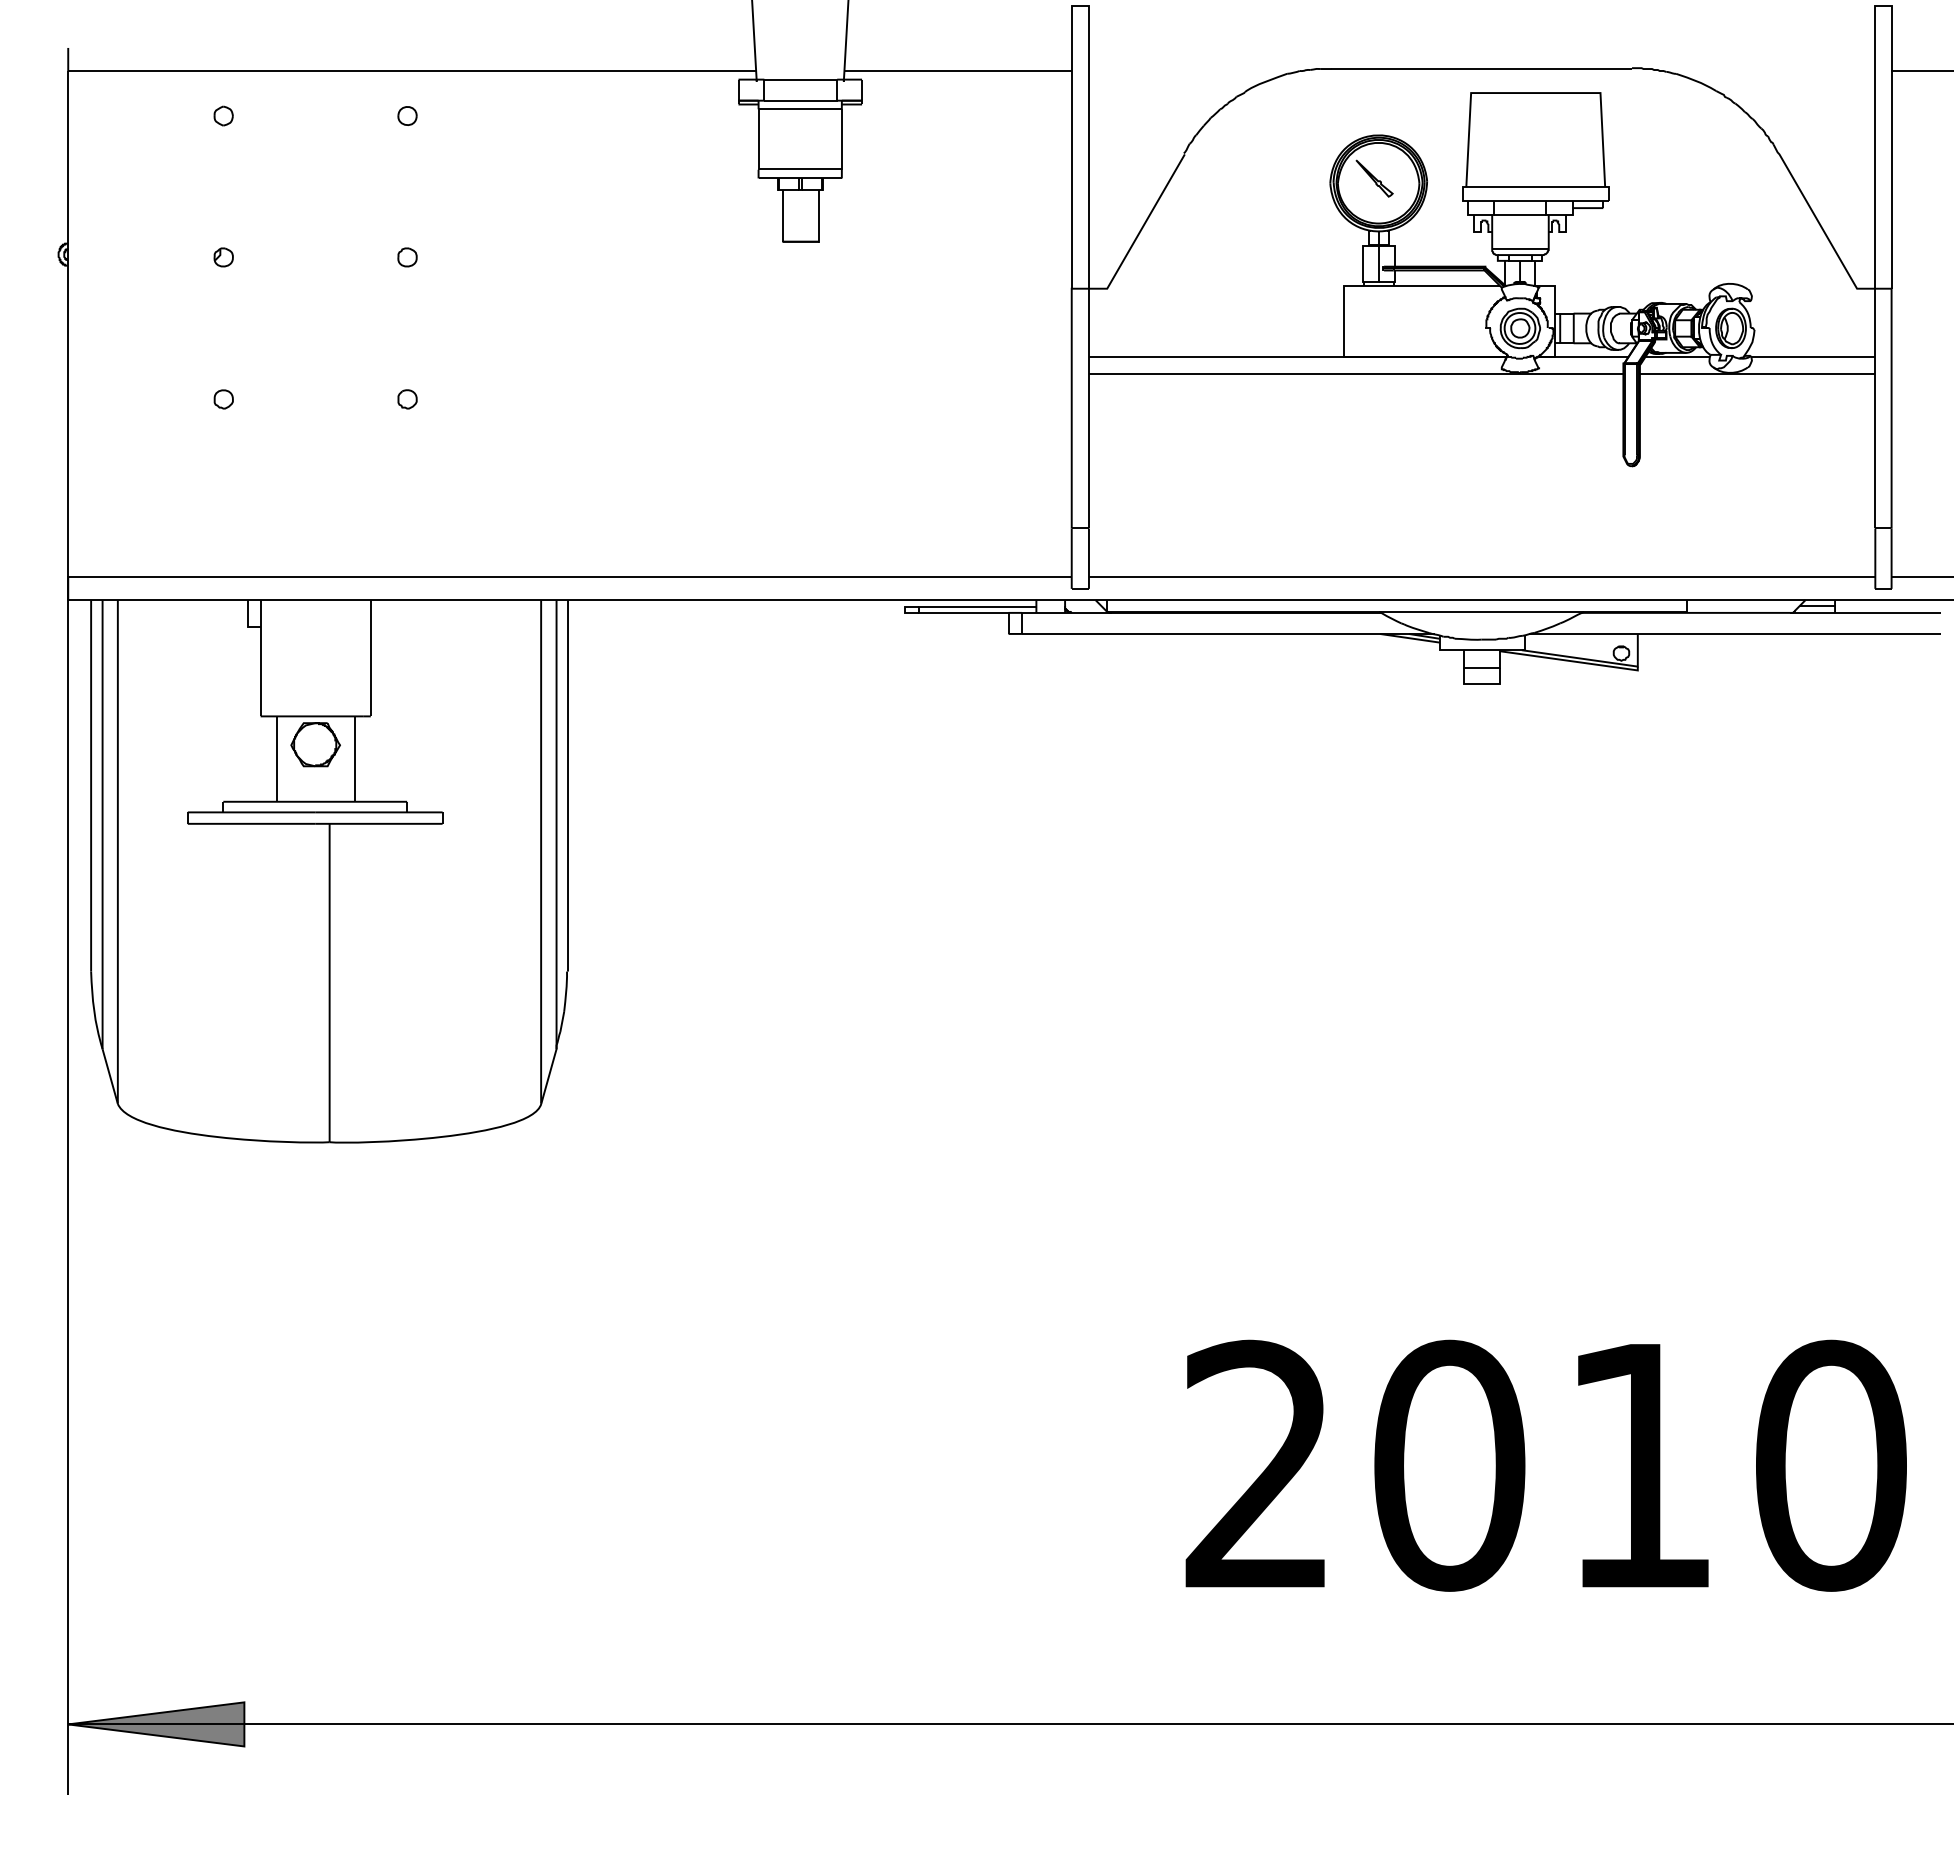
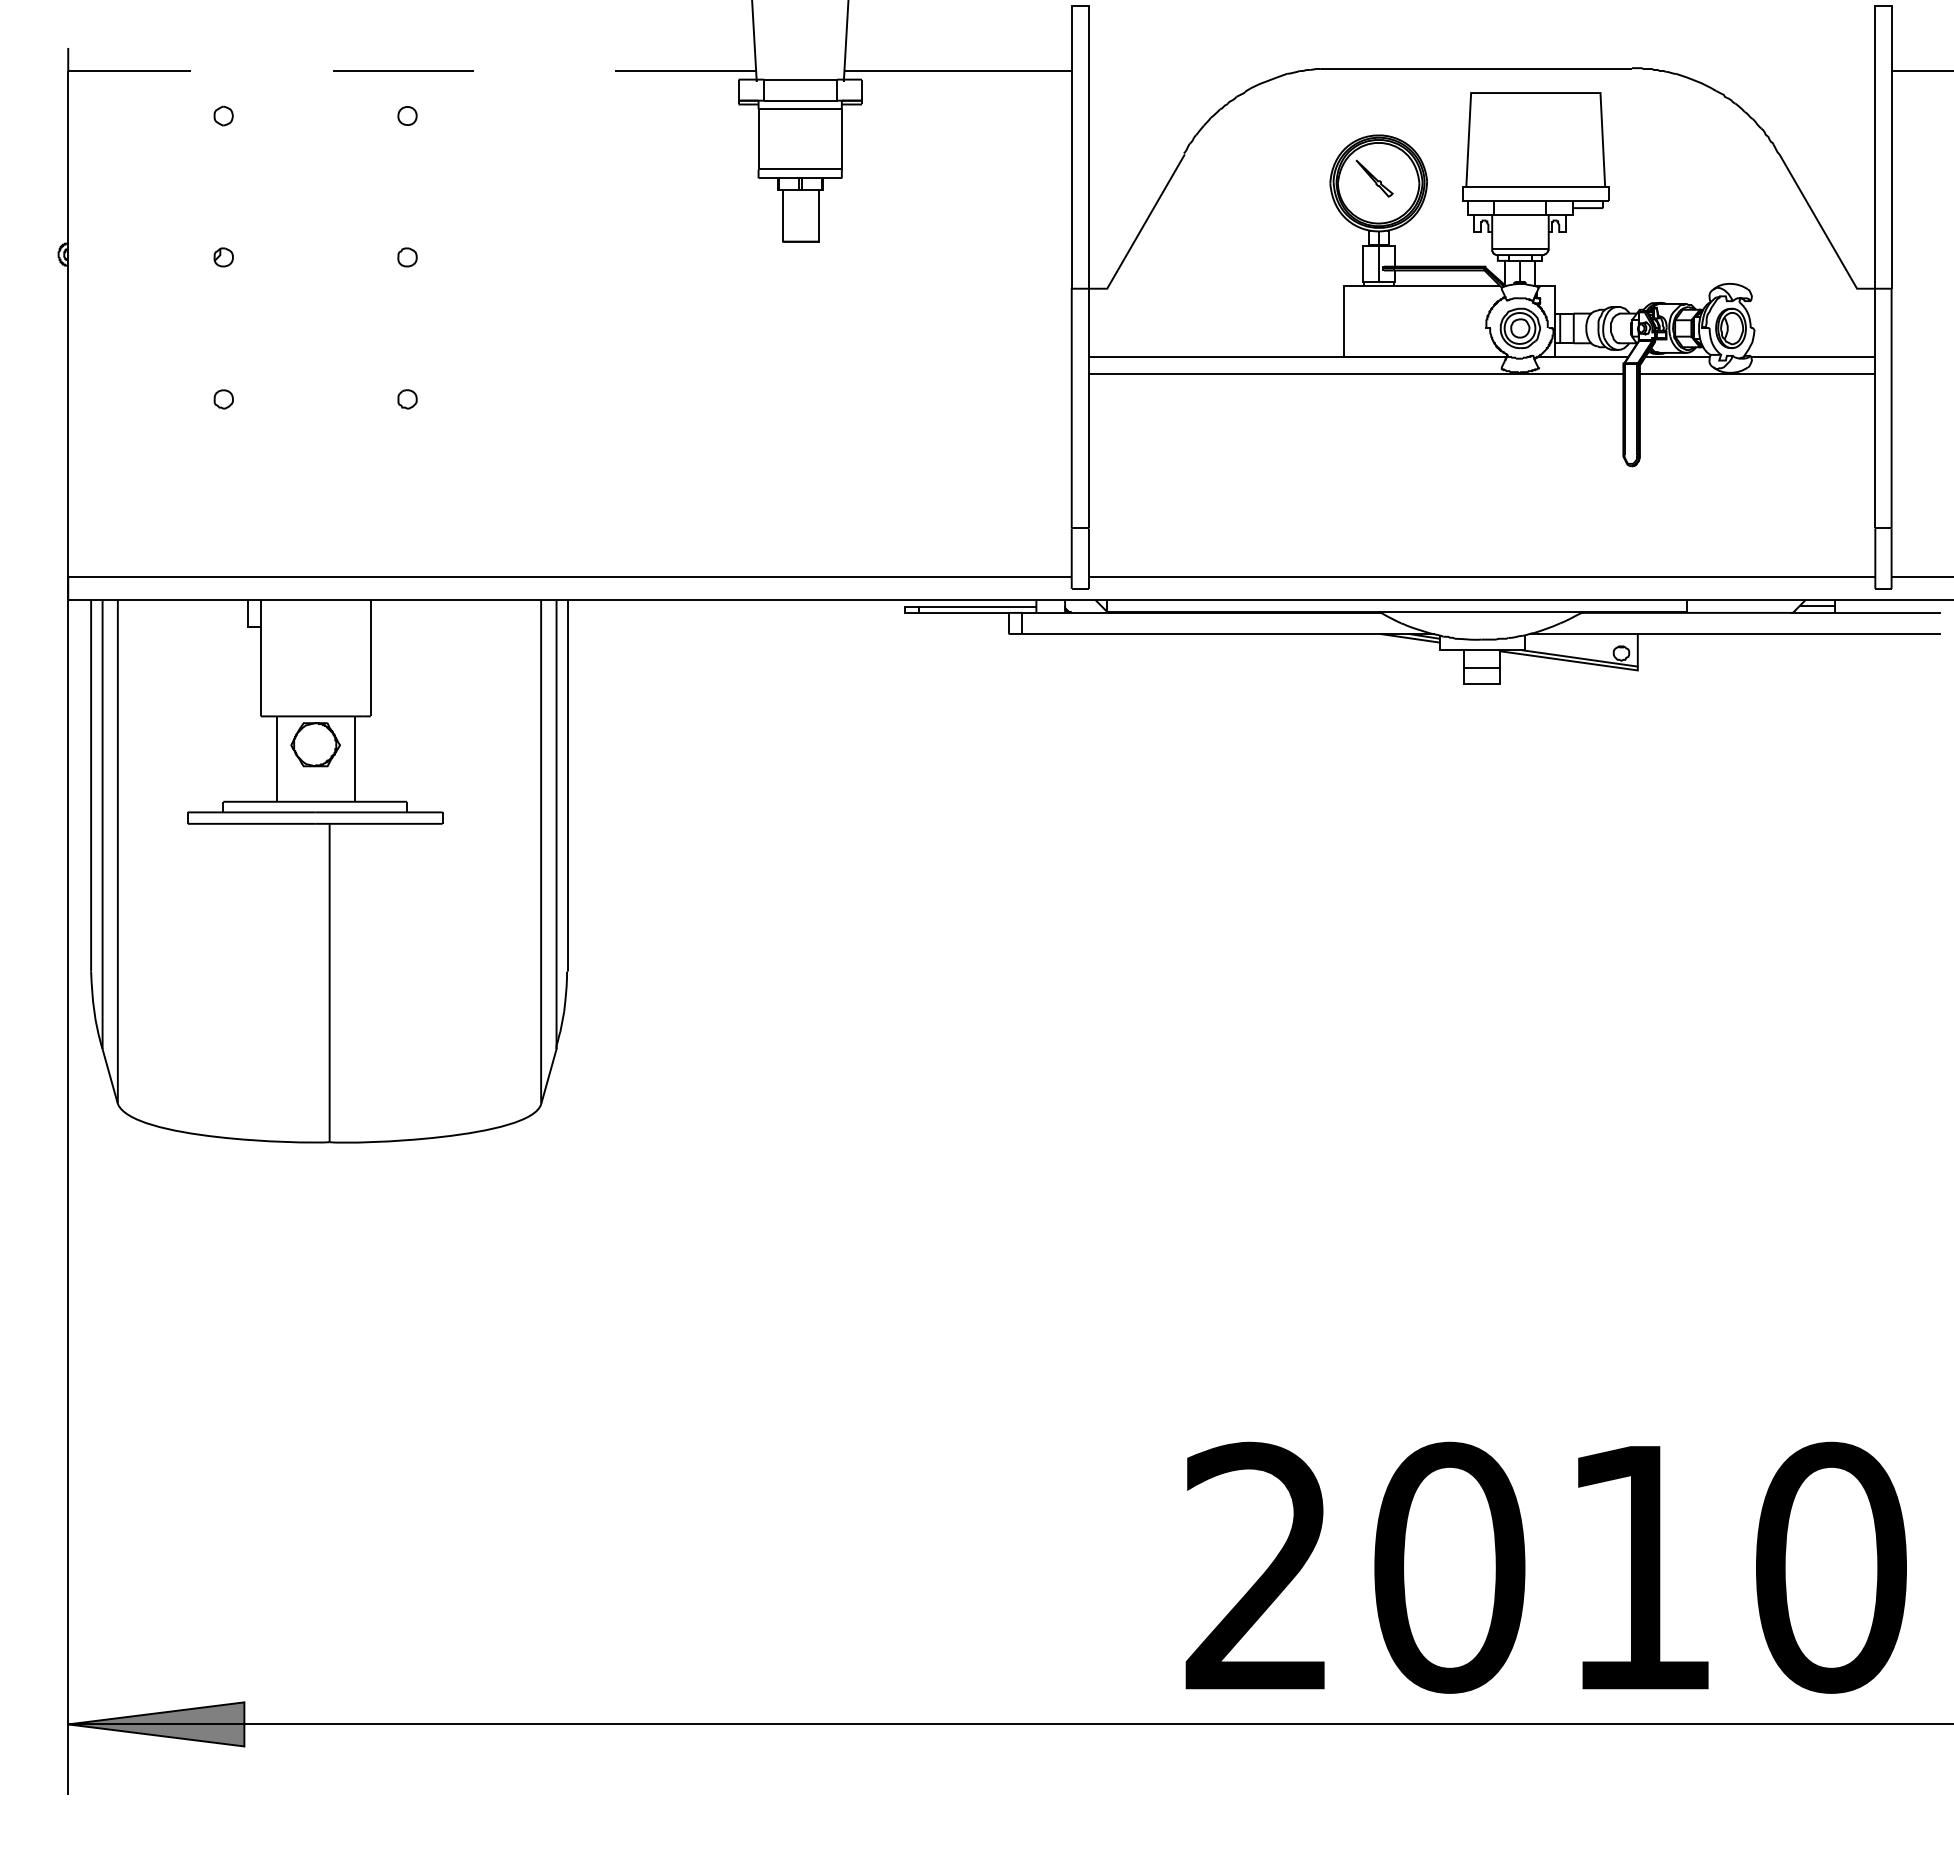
line: solid -> dashed (411, 71)
text position: (1545, 1465) -> (1545, 1567) (1545, 1567)
